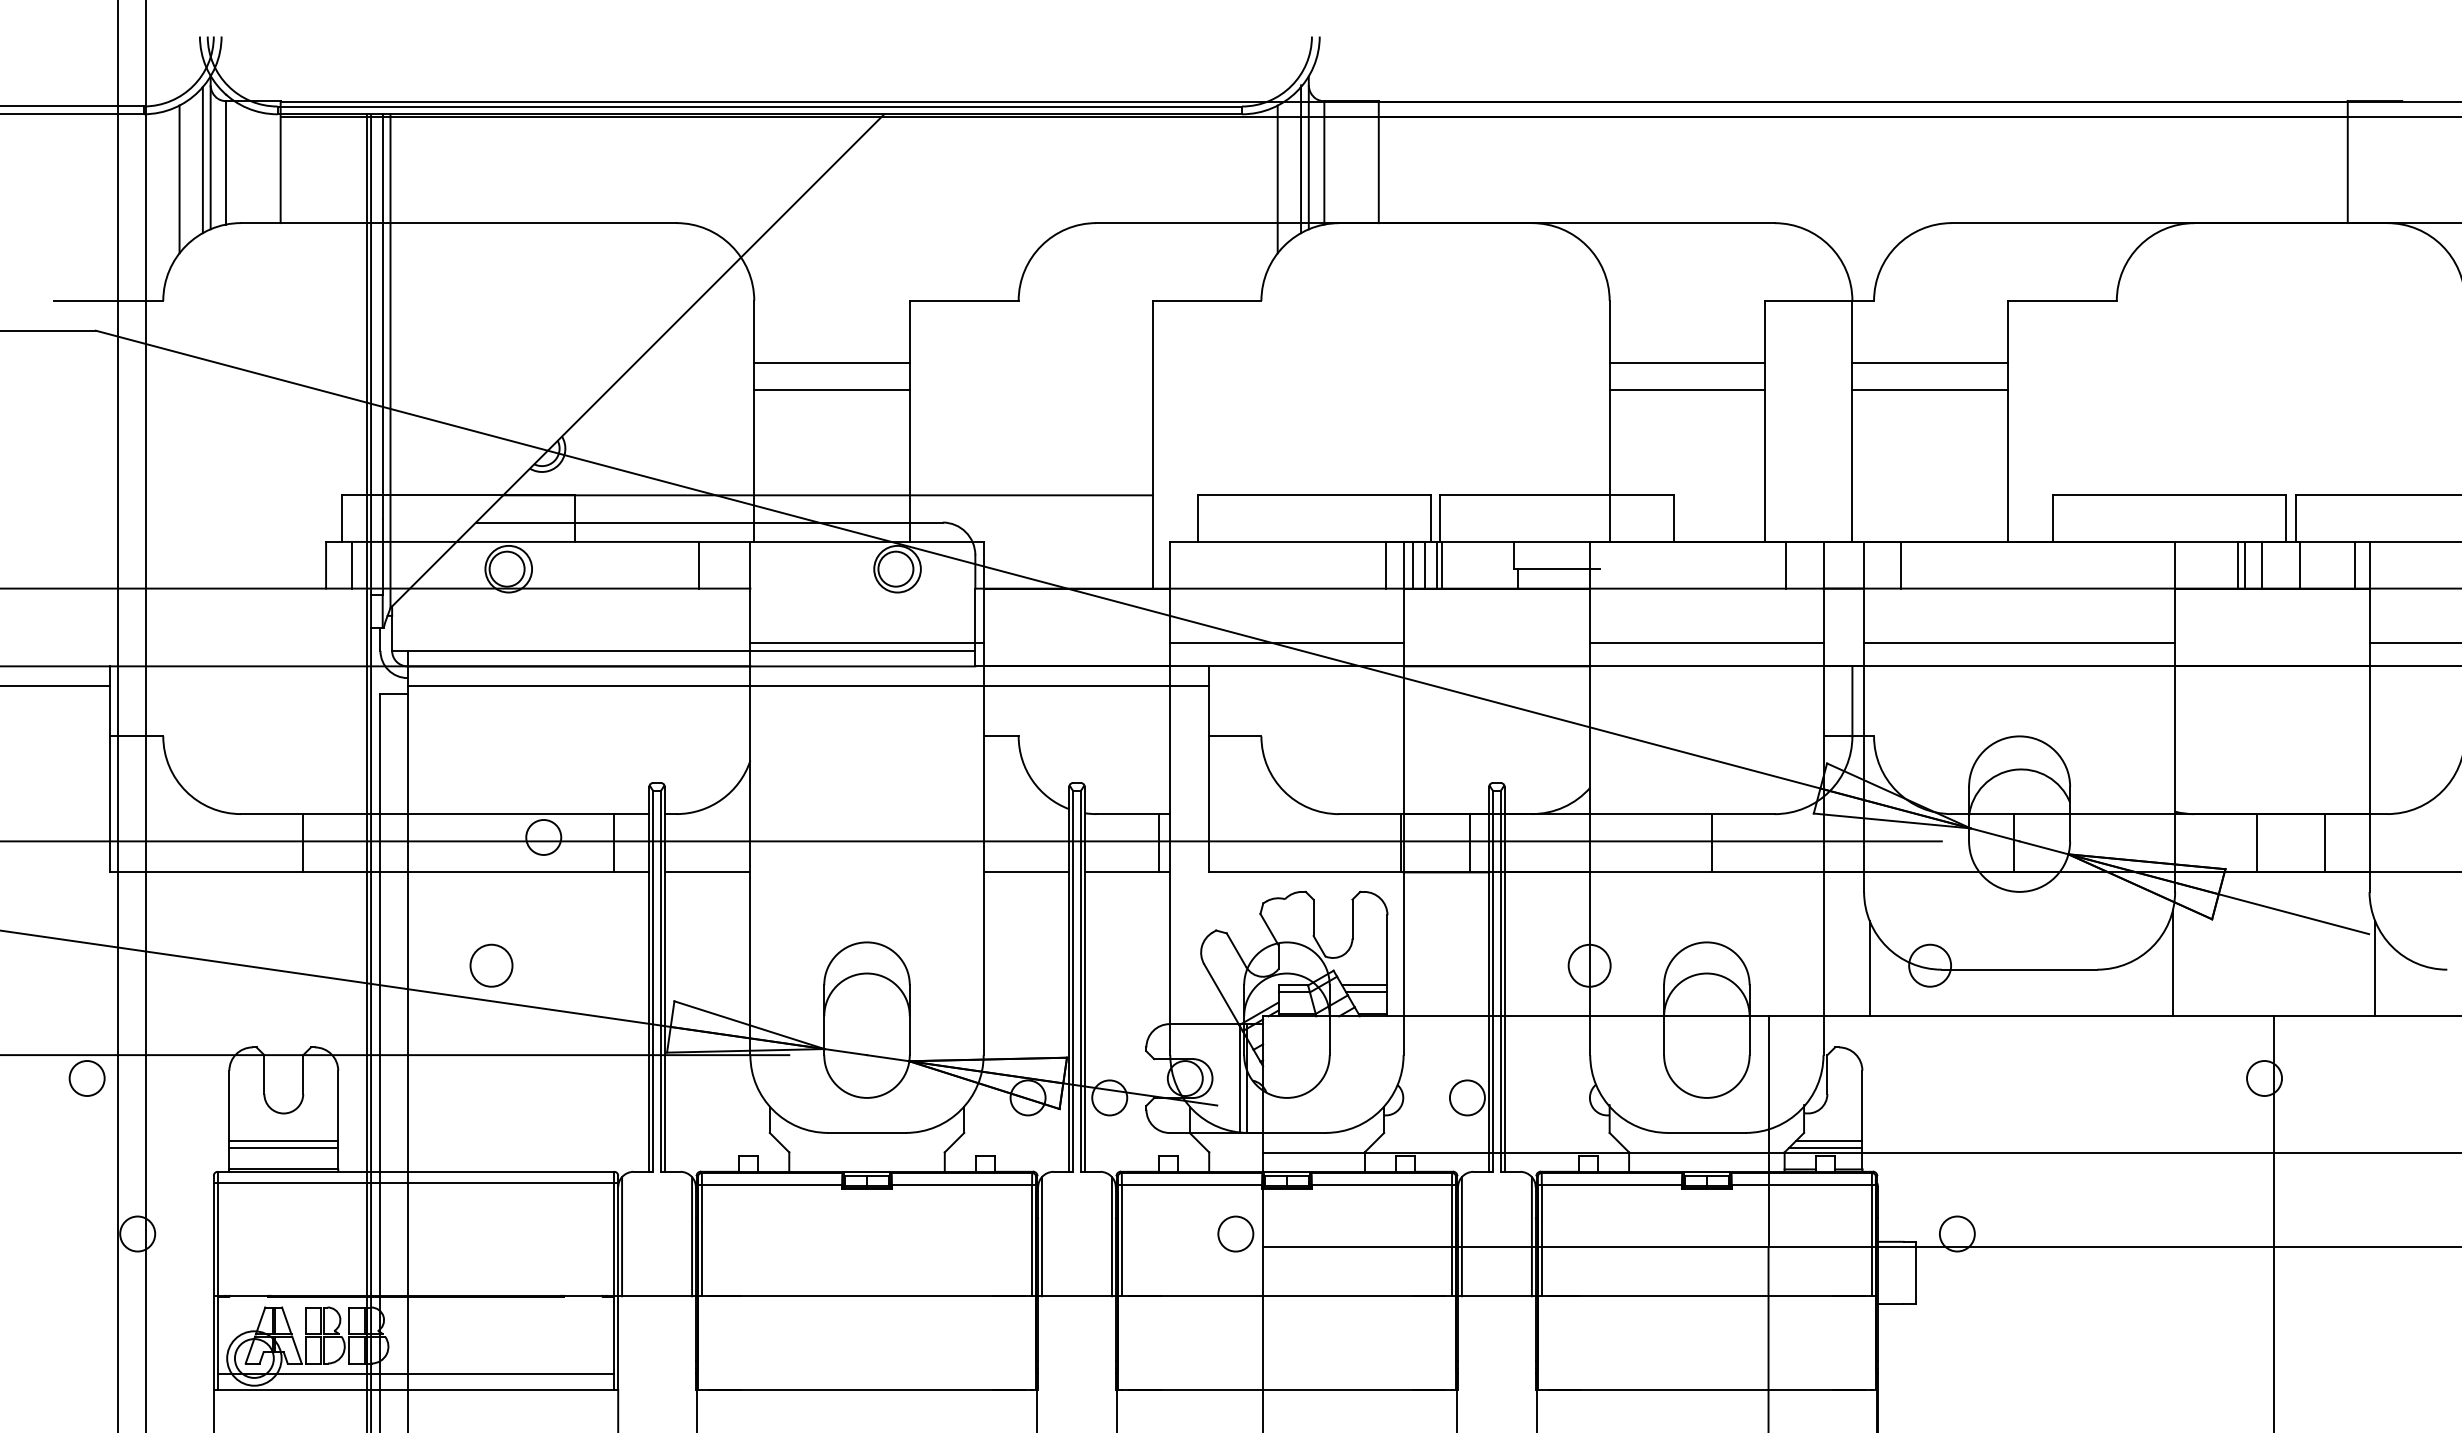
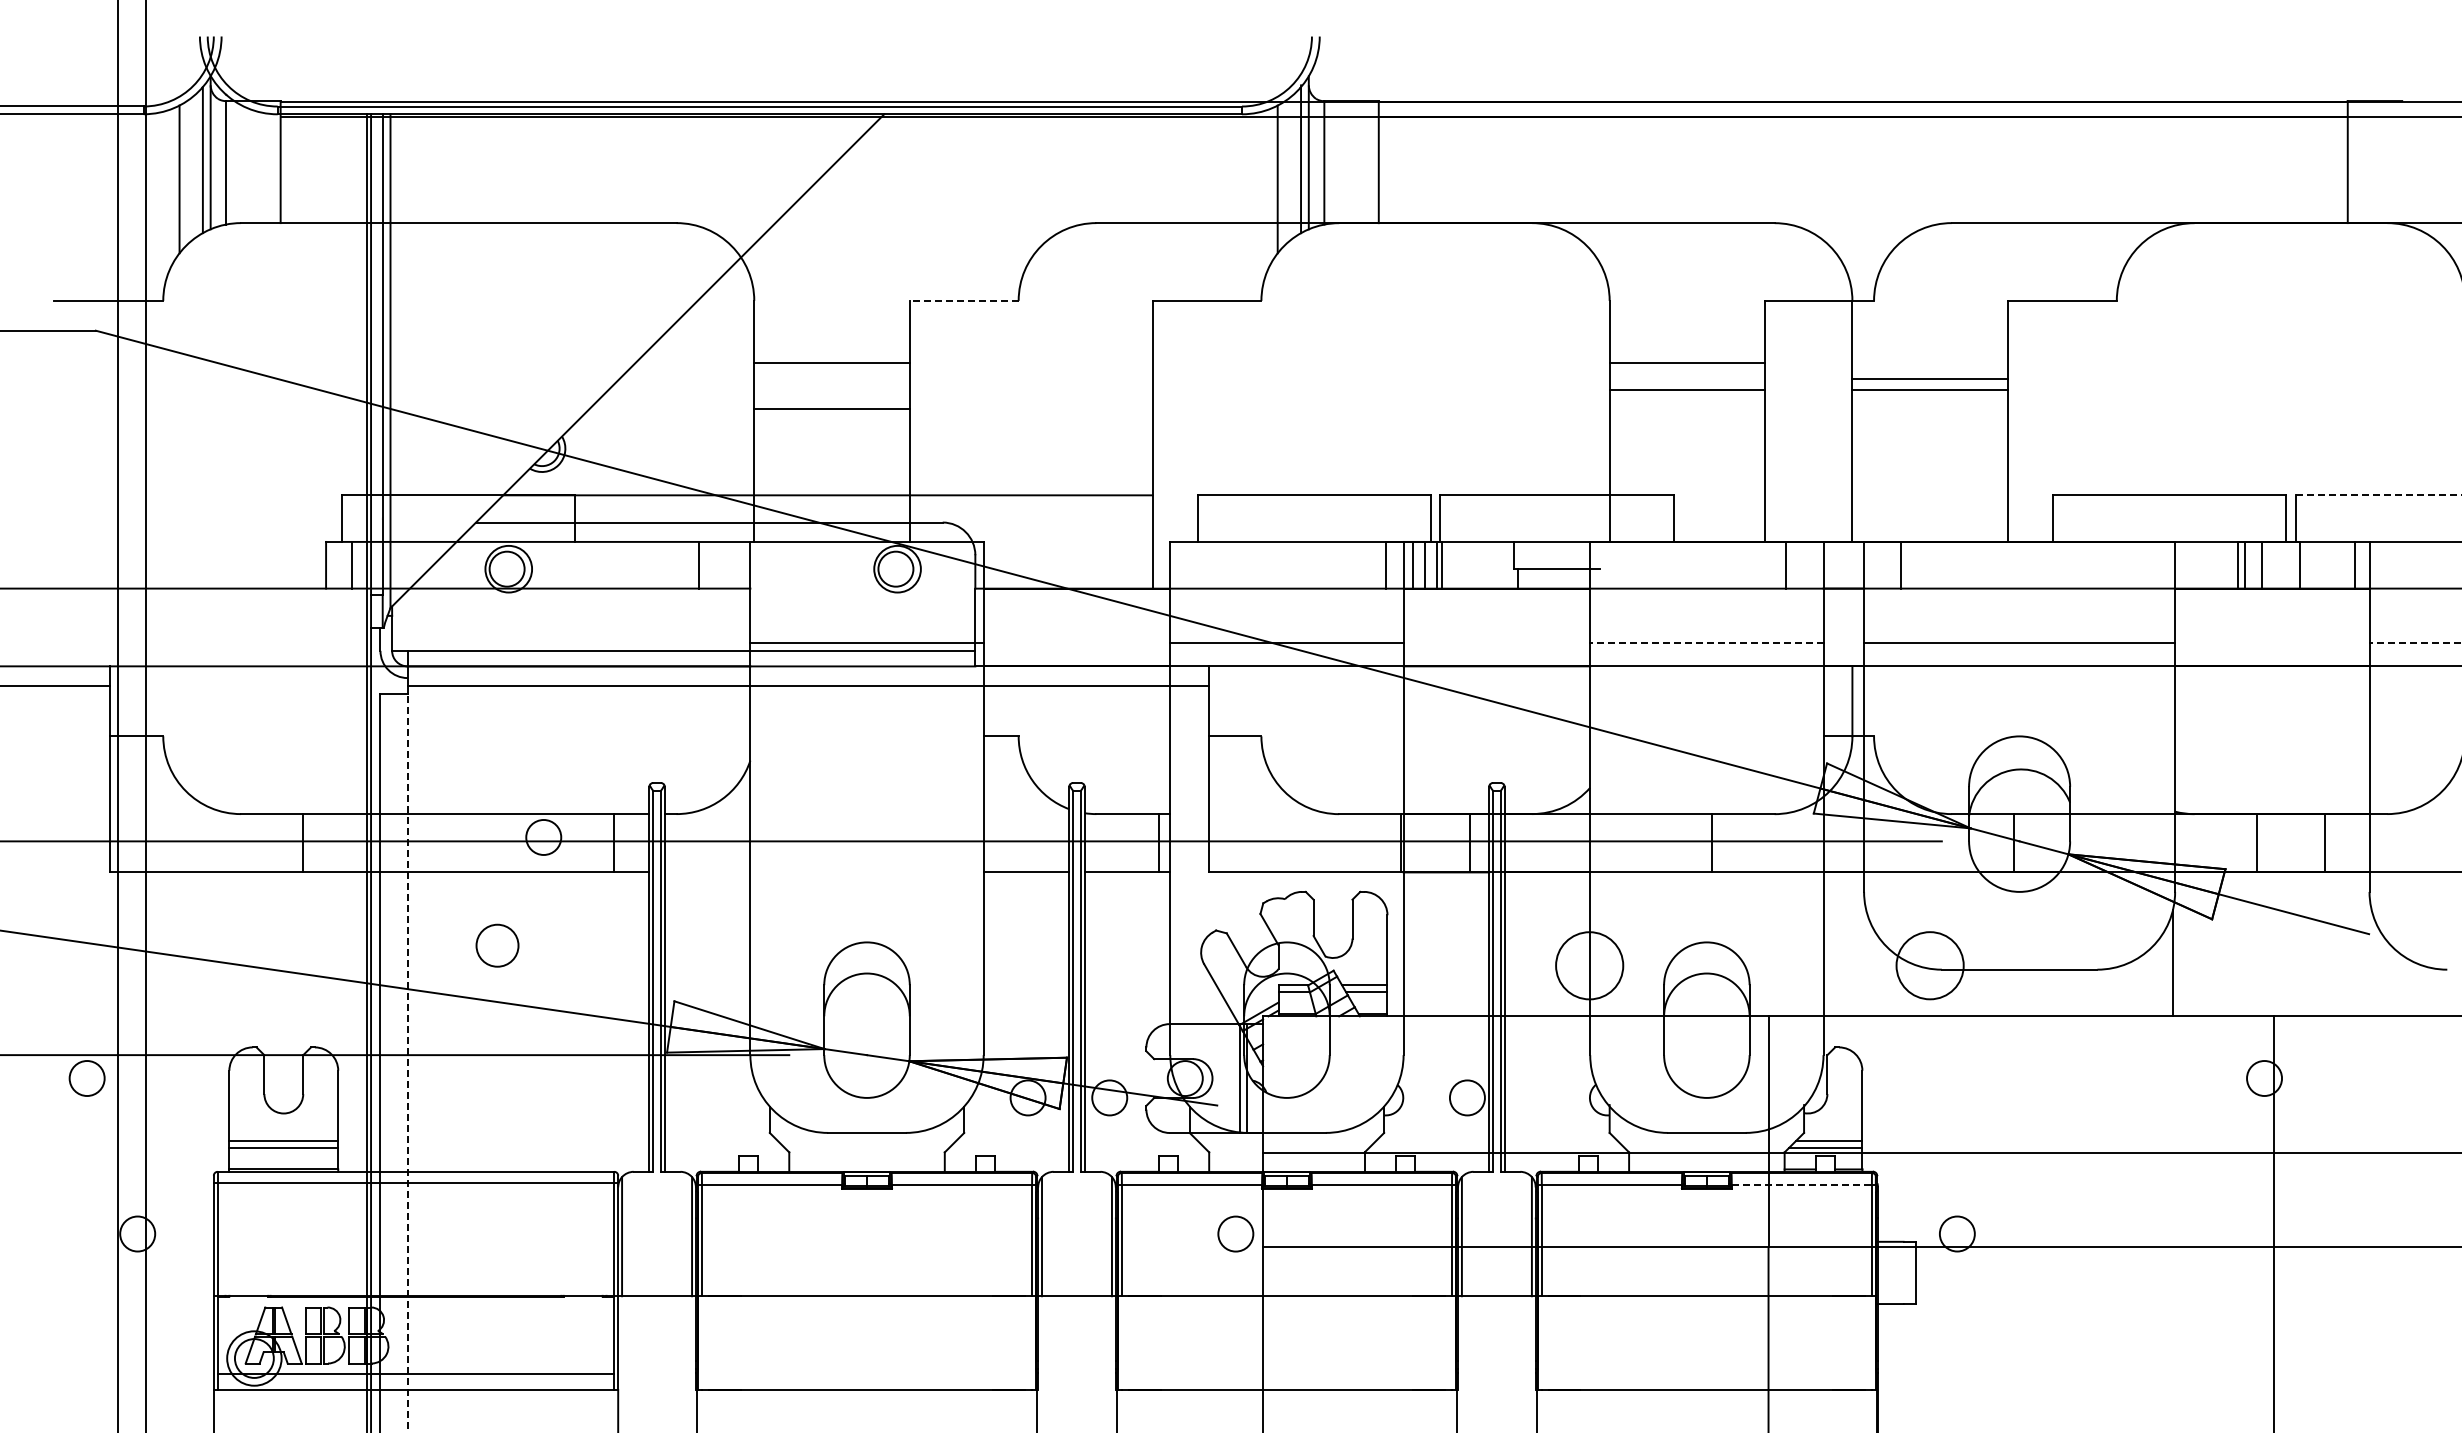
line: solid -> dashed (963, 300)
line position: (1929, 363) -> (1929, 379) (1929, 379)
line position: (831, 389) -> (831, 408) (831, 408)
line: solid -> dashed (2378, 495)
line: solid -> dashed (1706, 643)
line: solid -> dashed (2415, 643)
line: present -> none (707, 872)
circle position: (491, 965) -> (497, 945) (497, 945)
circle diameter: 42 px -> 67 px (1589, 965)
circle diameter: 42 px -> 67 px (1929, 965)
line: present -> none (1869, 968)
line: present -> none (2375, 968)
line: solid -> dashed (407, 1062)
line: solid -> dashed (1802, 1184)
